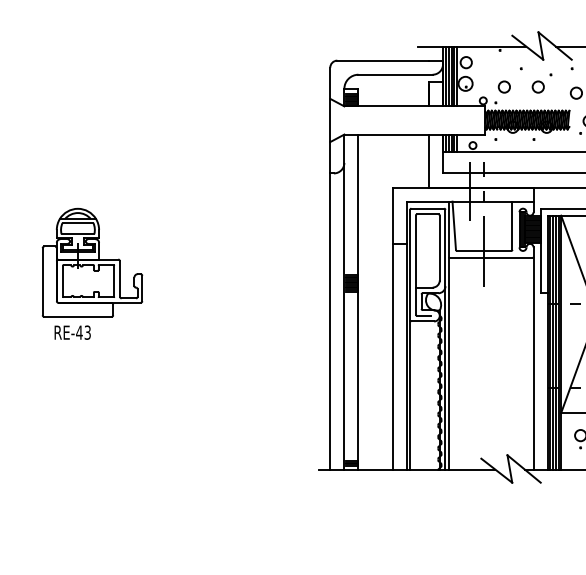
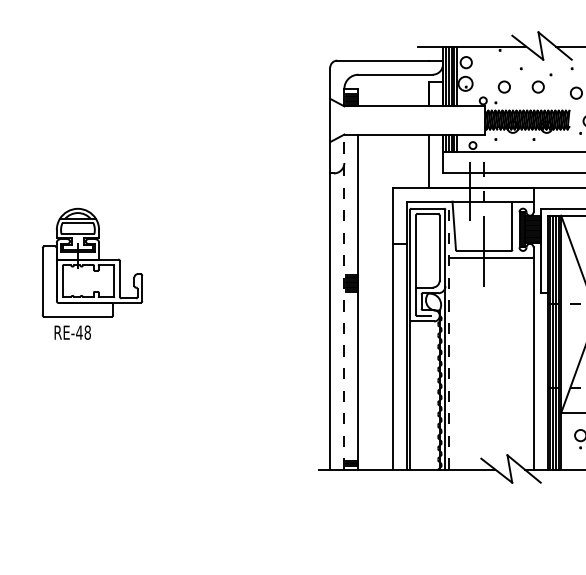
line: solid -> dashed (344, 301)
text: RE-43 -> RE-48 (87, 332)
line: solid -> dashed (449, 335)
